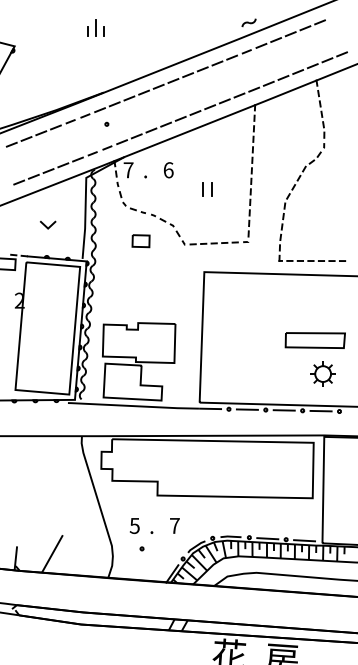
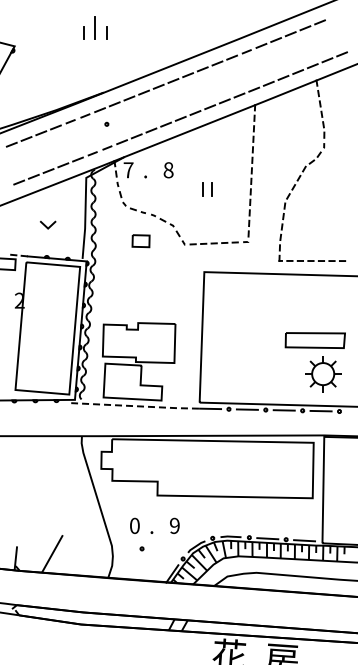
part: present -> none (248, 22)
part size: 18x18 px -> 25x24 px (95, 27)
text: 6 -> 8 (168, 170)
part size: 26x26 px -> 37x37 px (323, 374)
line: solid -> dashed (132, 406)
text: 5 -> 0 (134, 525)
text: 7 -> 9 (174, 525)
